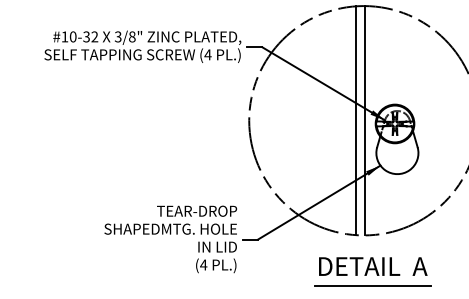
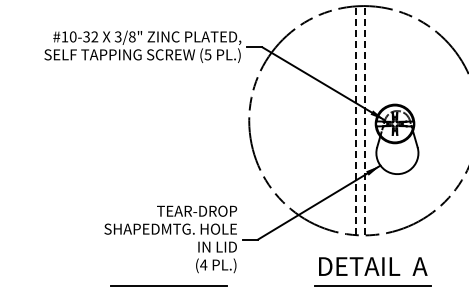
text: (4 -> (5 (207, 54)
line: solid -> dashed (356, 120)
line: solid -> dashed (365, 120)
line: none -> present (168, 285)
